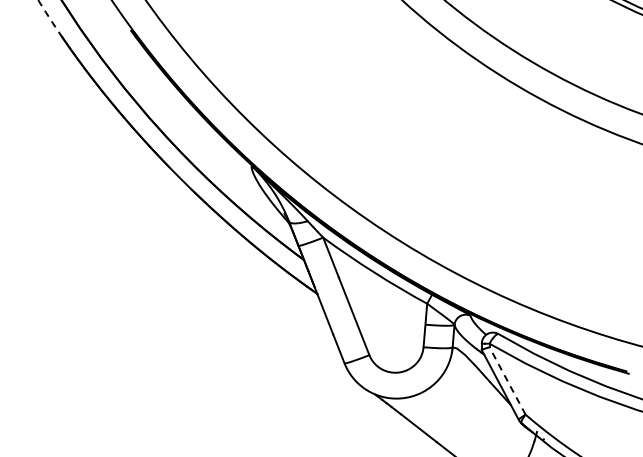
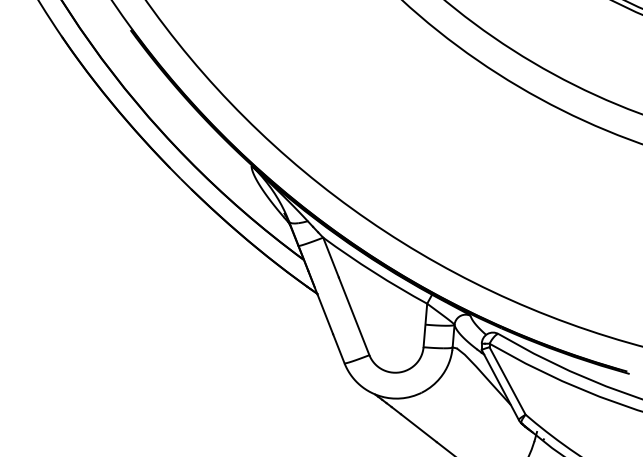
arc: dashed -> solid (50, 18)
line: dashed -> solid (507, 380)
